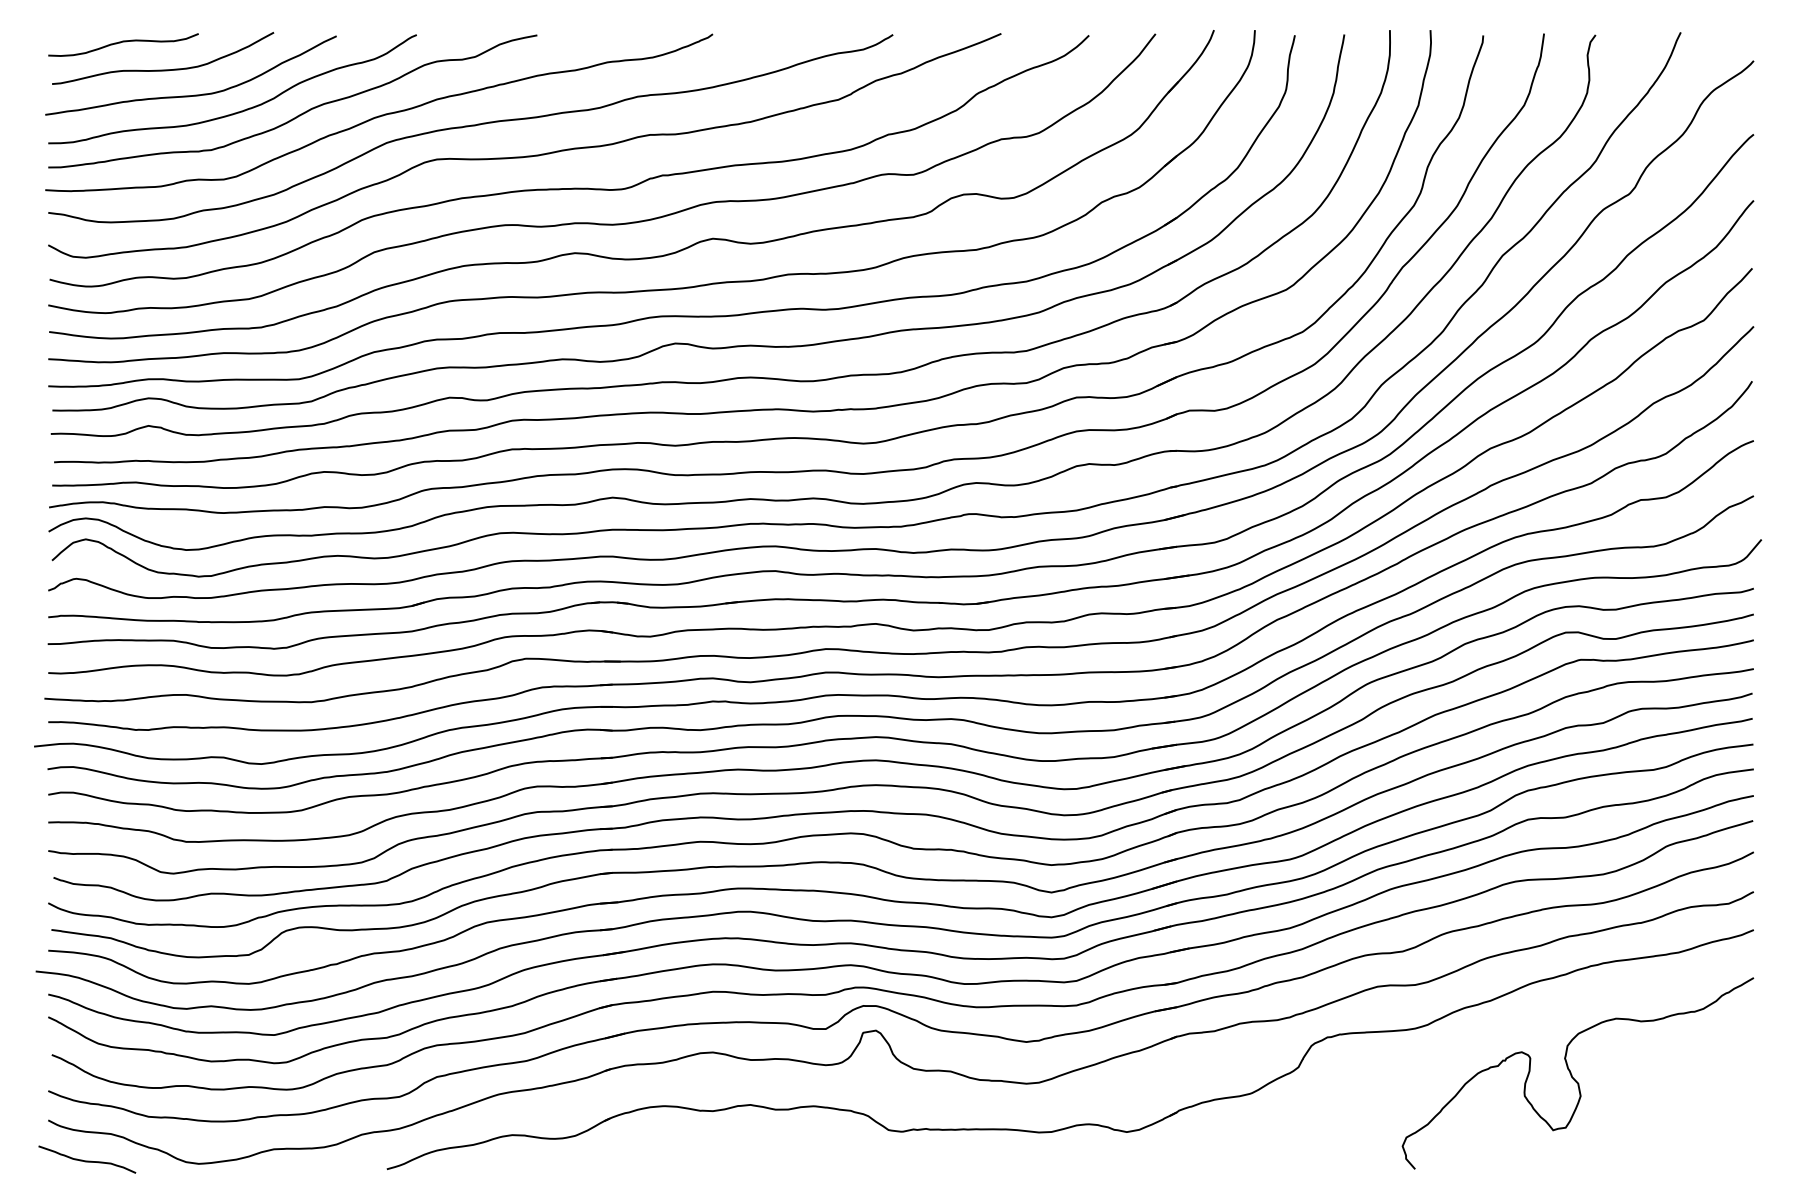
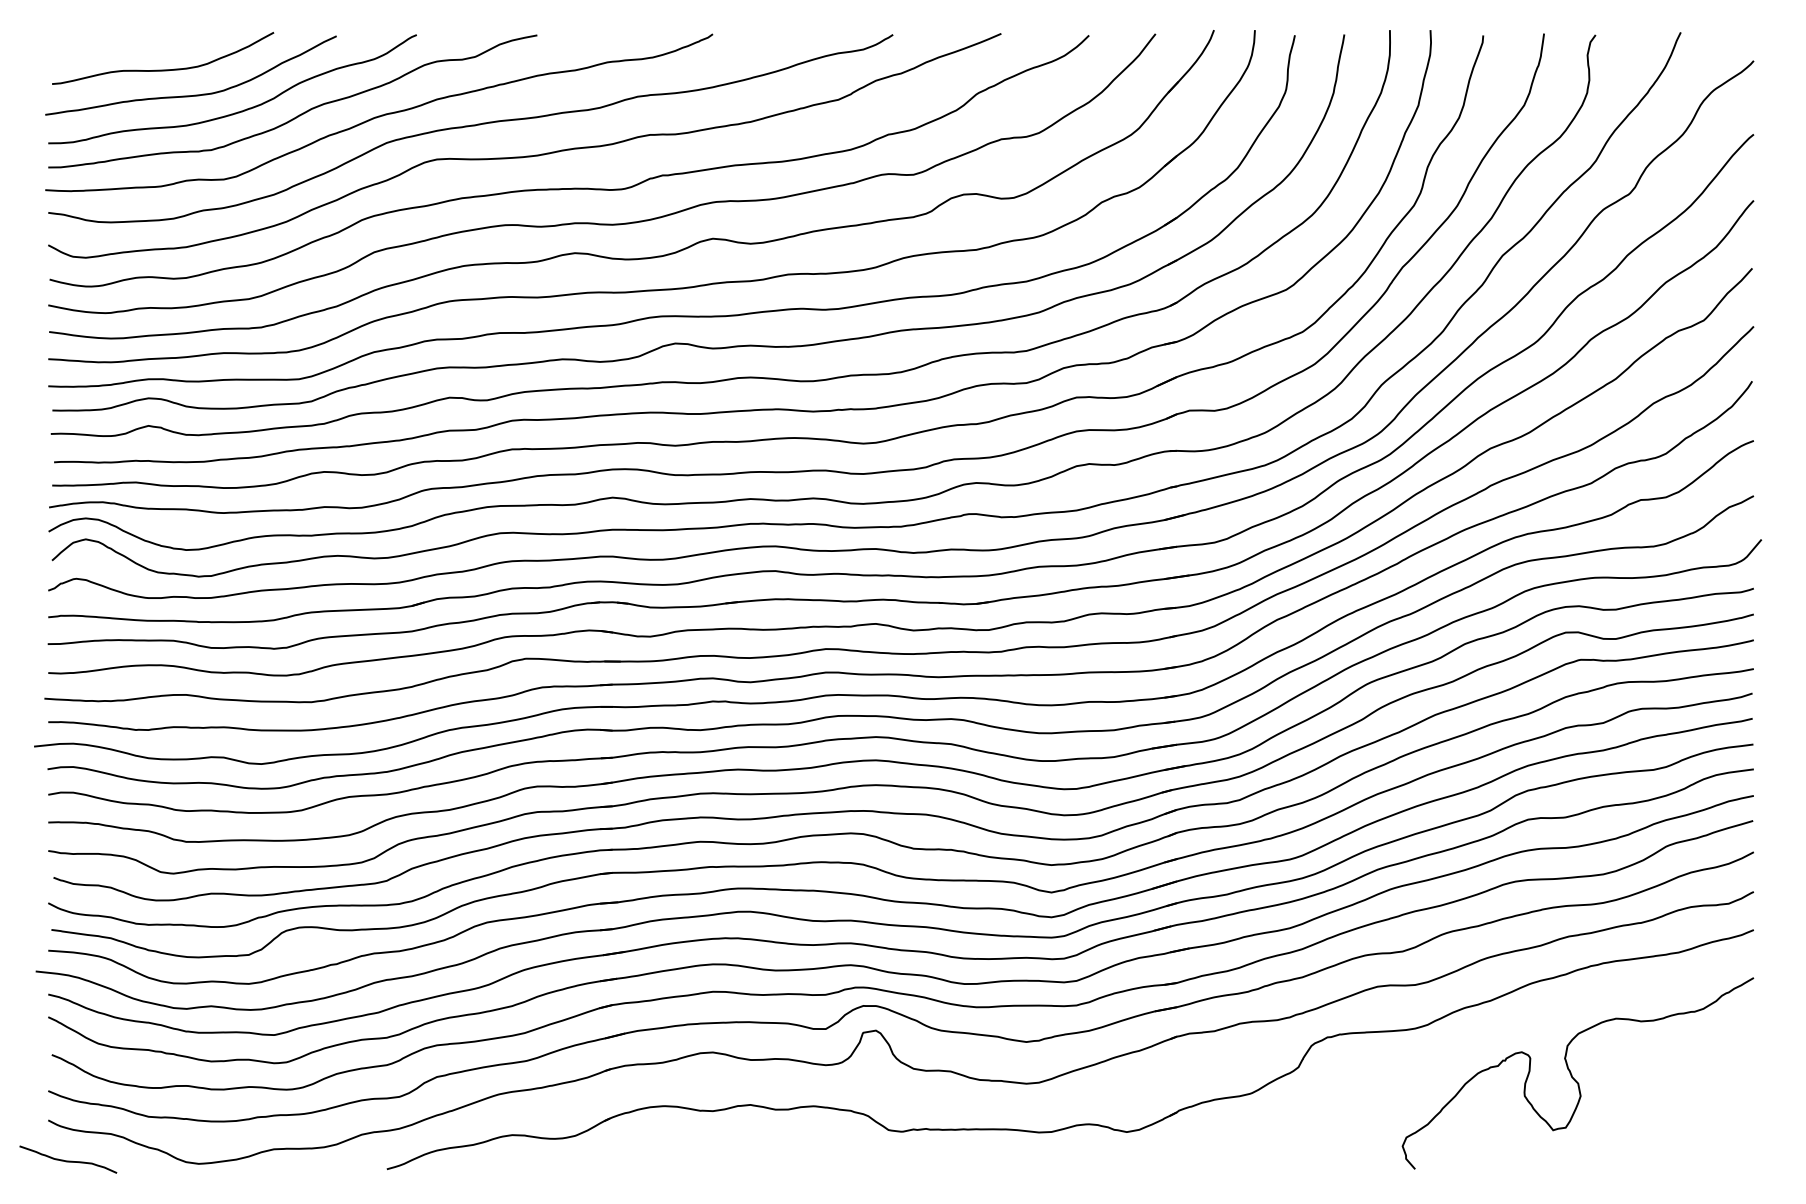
curve: present -> none (123, 42)
curve position: (87, 1160) -> (68, 1160) (68, 1160)
